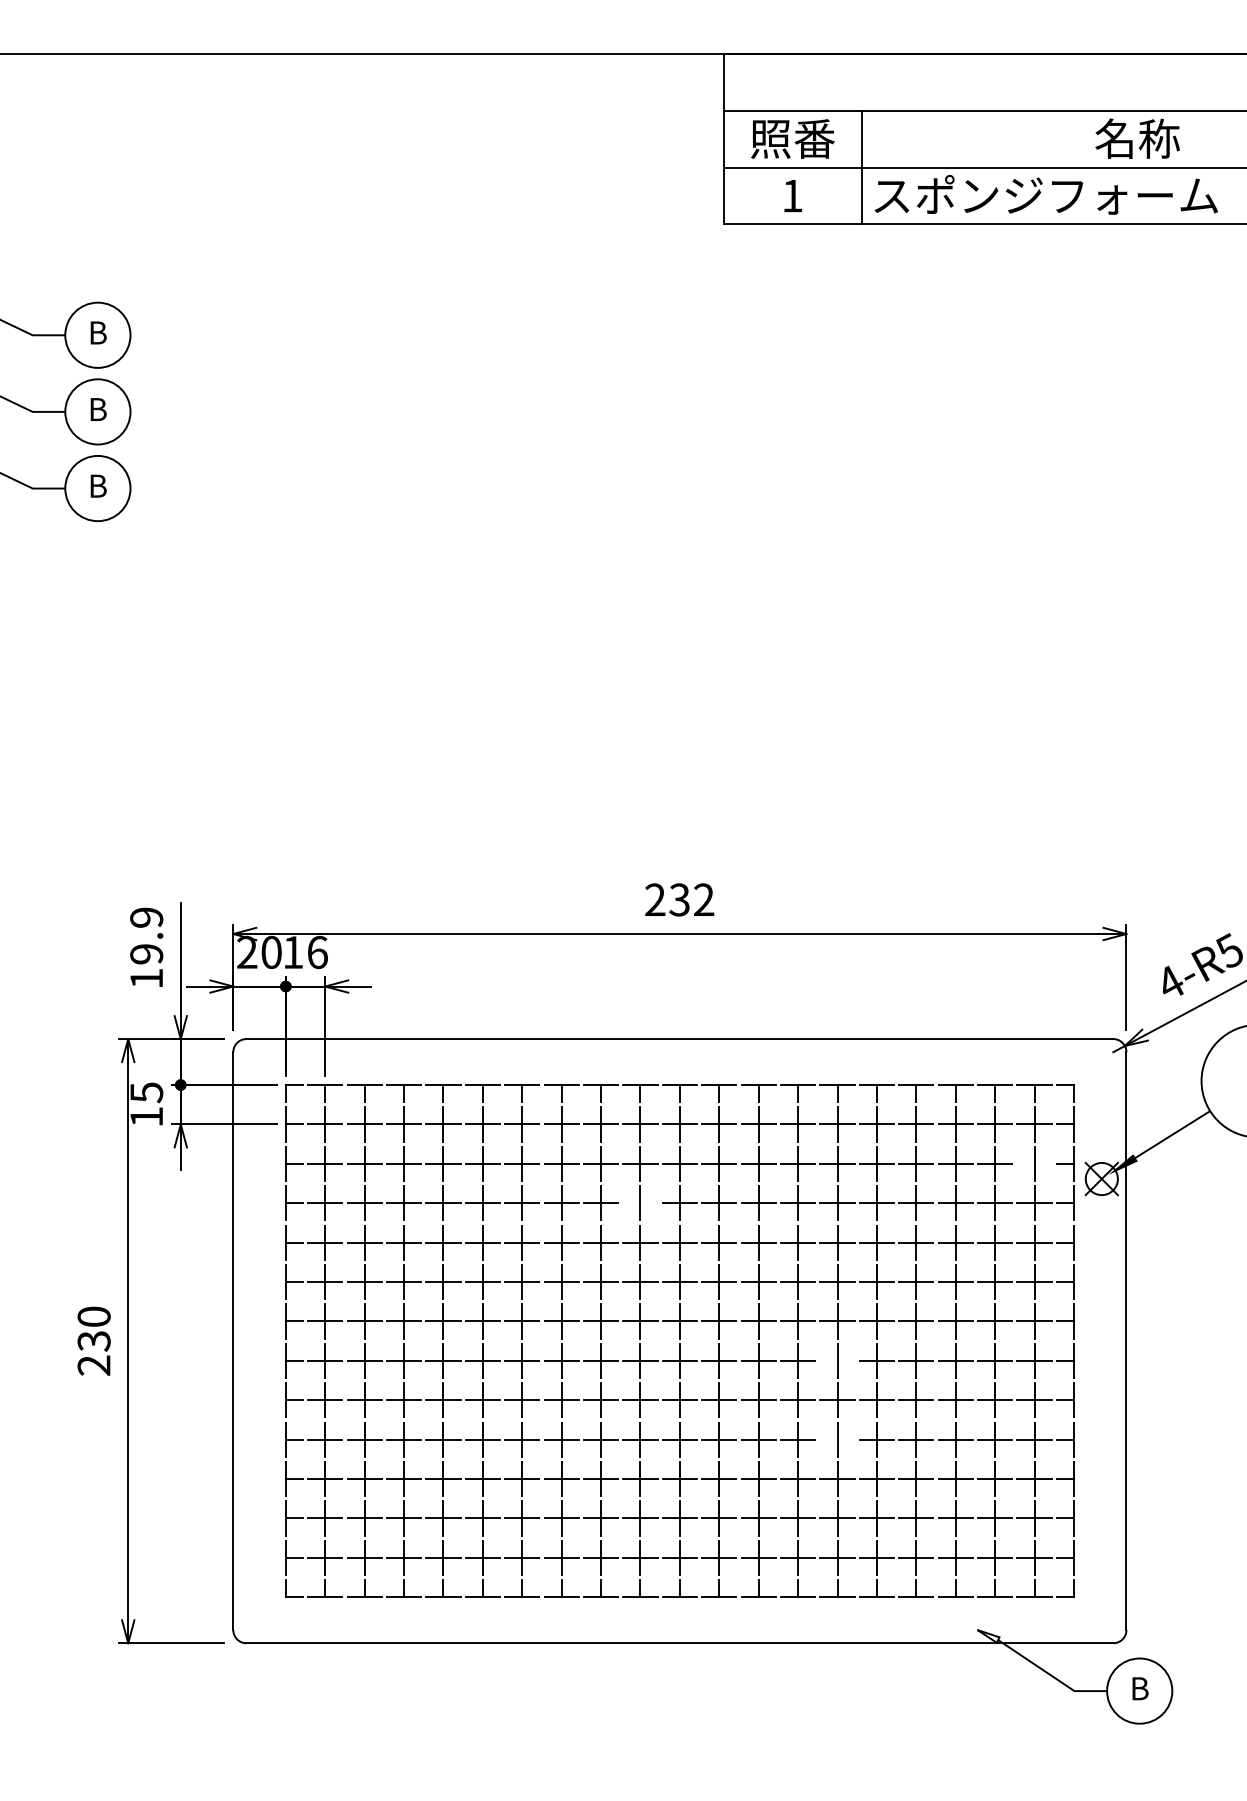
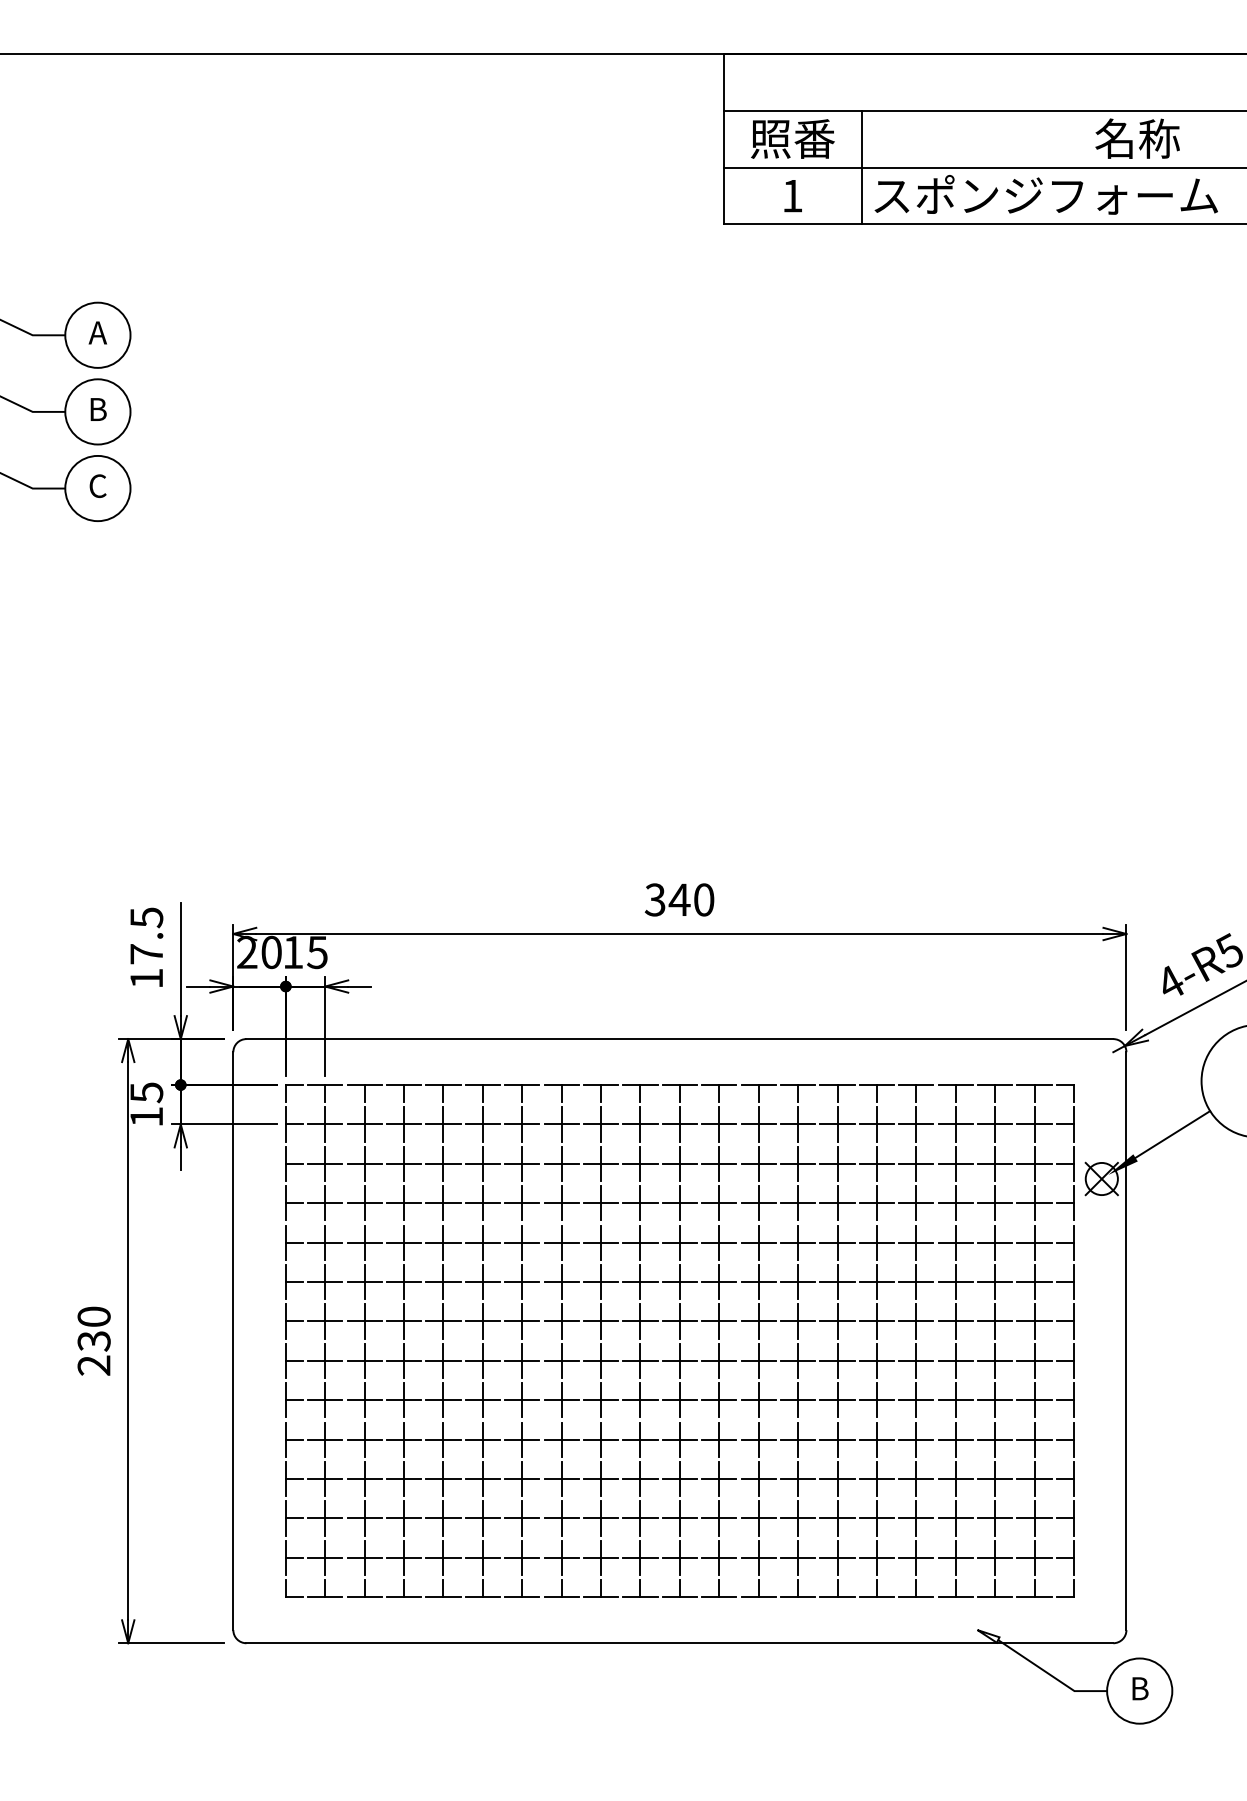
text: B -> A (97, 332)
text: B -> C (97, 486)
text: 232 -> 340 (679, 899)
text: 19.9 -> 17.5 (146, 935)
text: 16 -> 15 (317, 952)
line: none -> present (1034, 1163)
line: none -> present (640, 1203)
line: none -> present (837, 1360)
line: none -> present (837, 1439)
